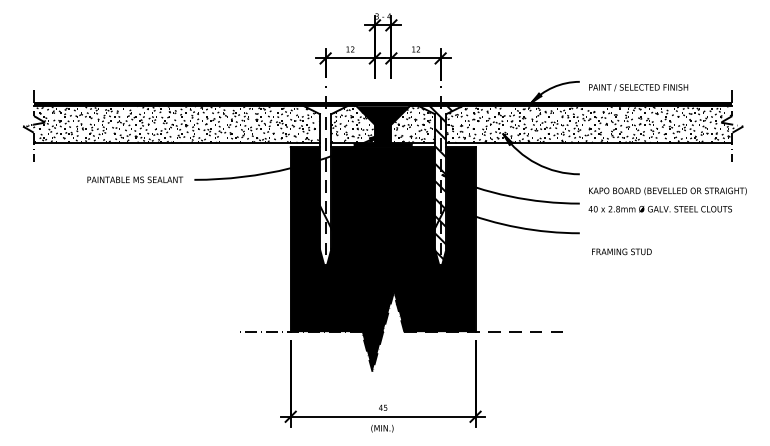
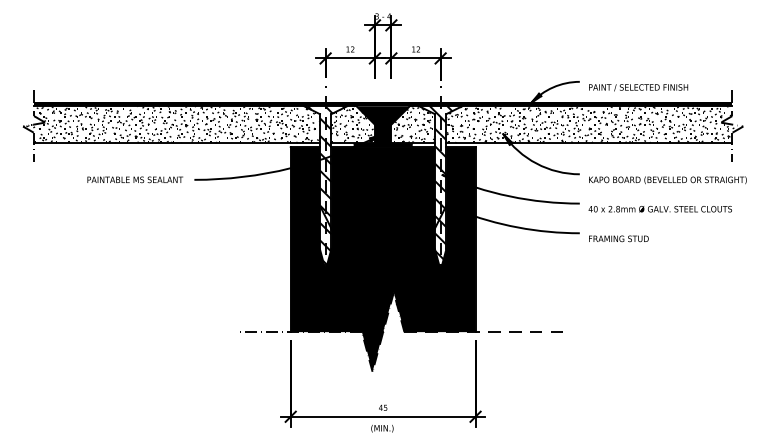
hatch: none -> present (325, 185)
text position: (667, 191) -> (667, 180) (667, 180)
text position: (621, 251) -> (618, 238) (618, 238)
